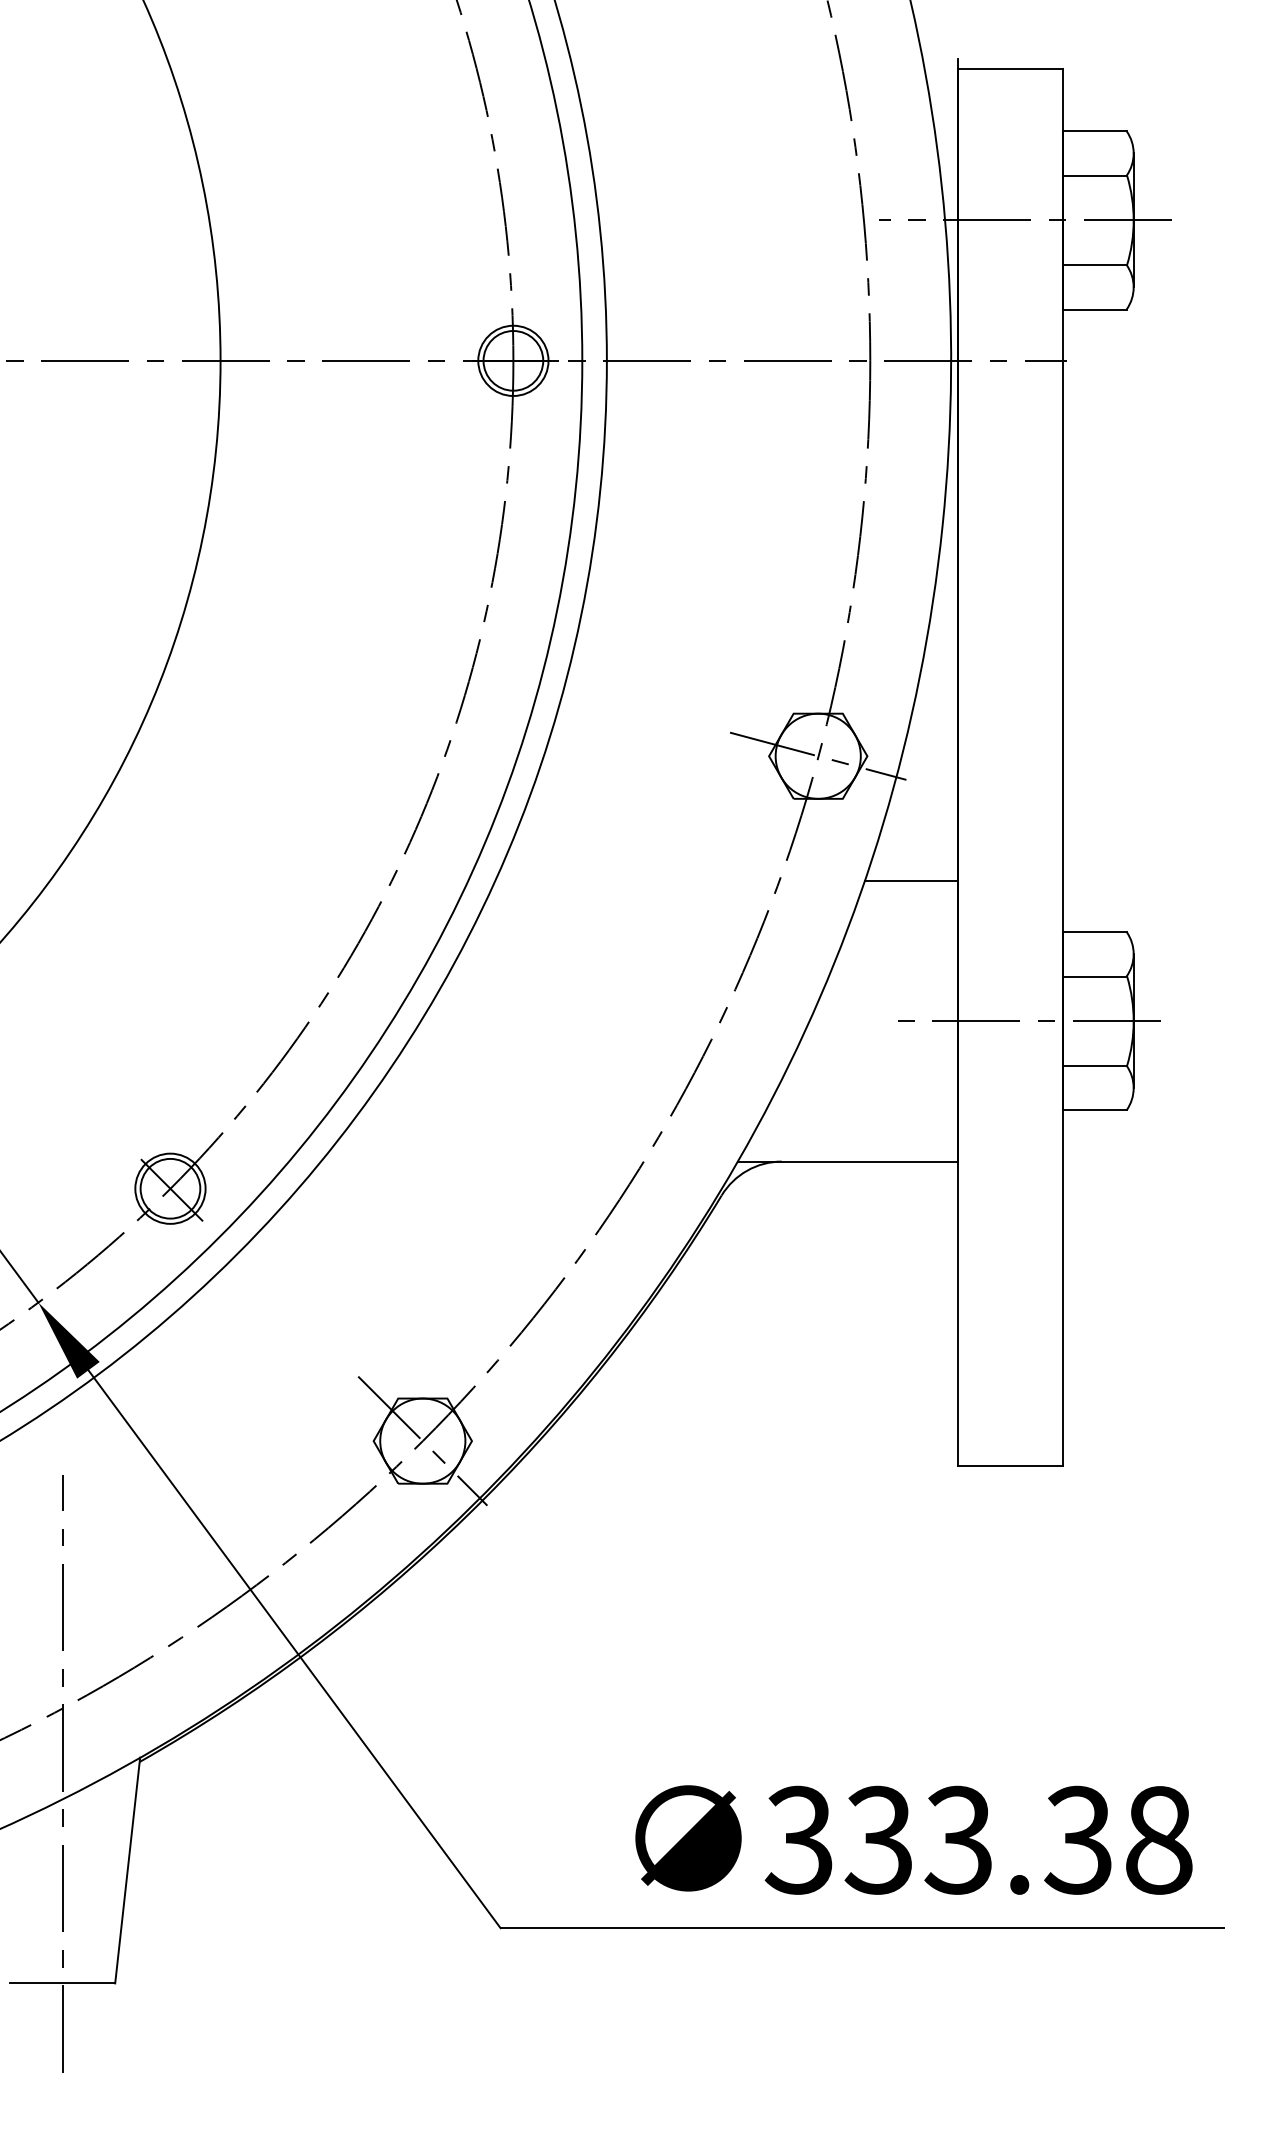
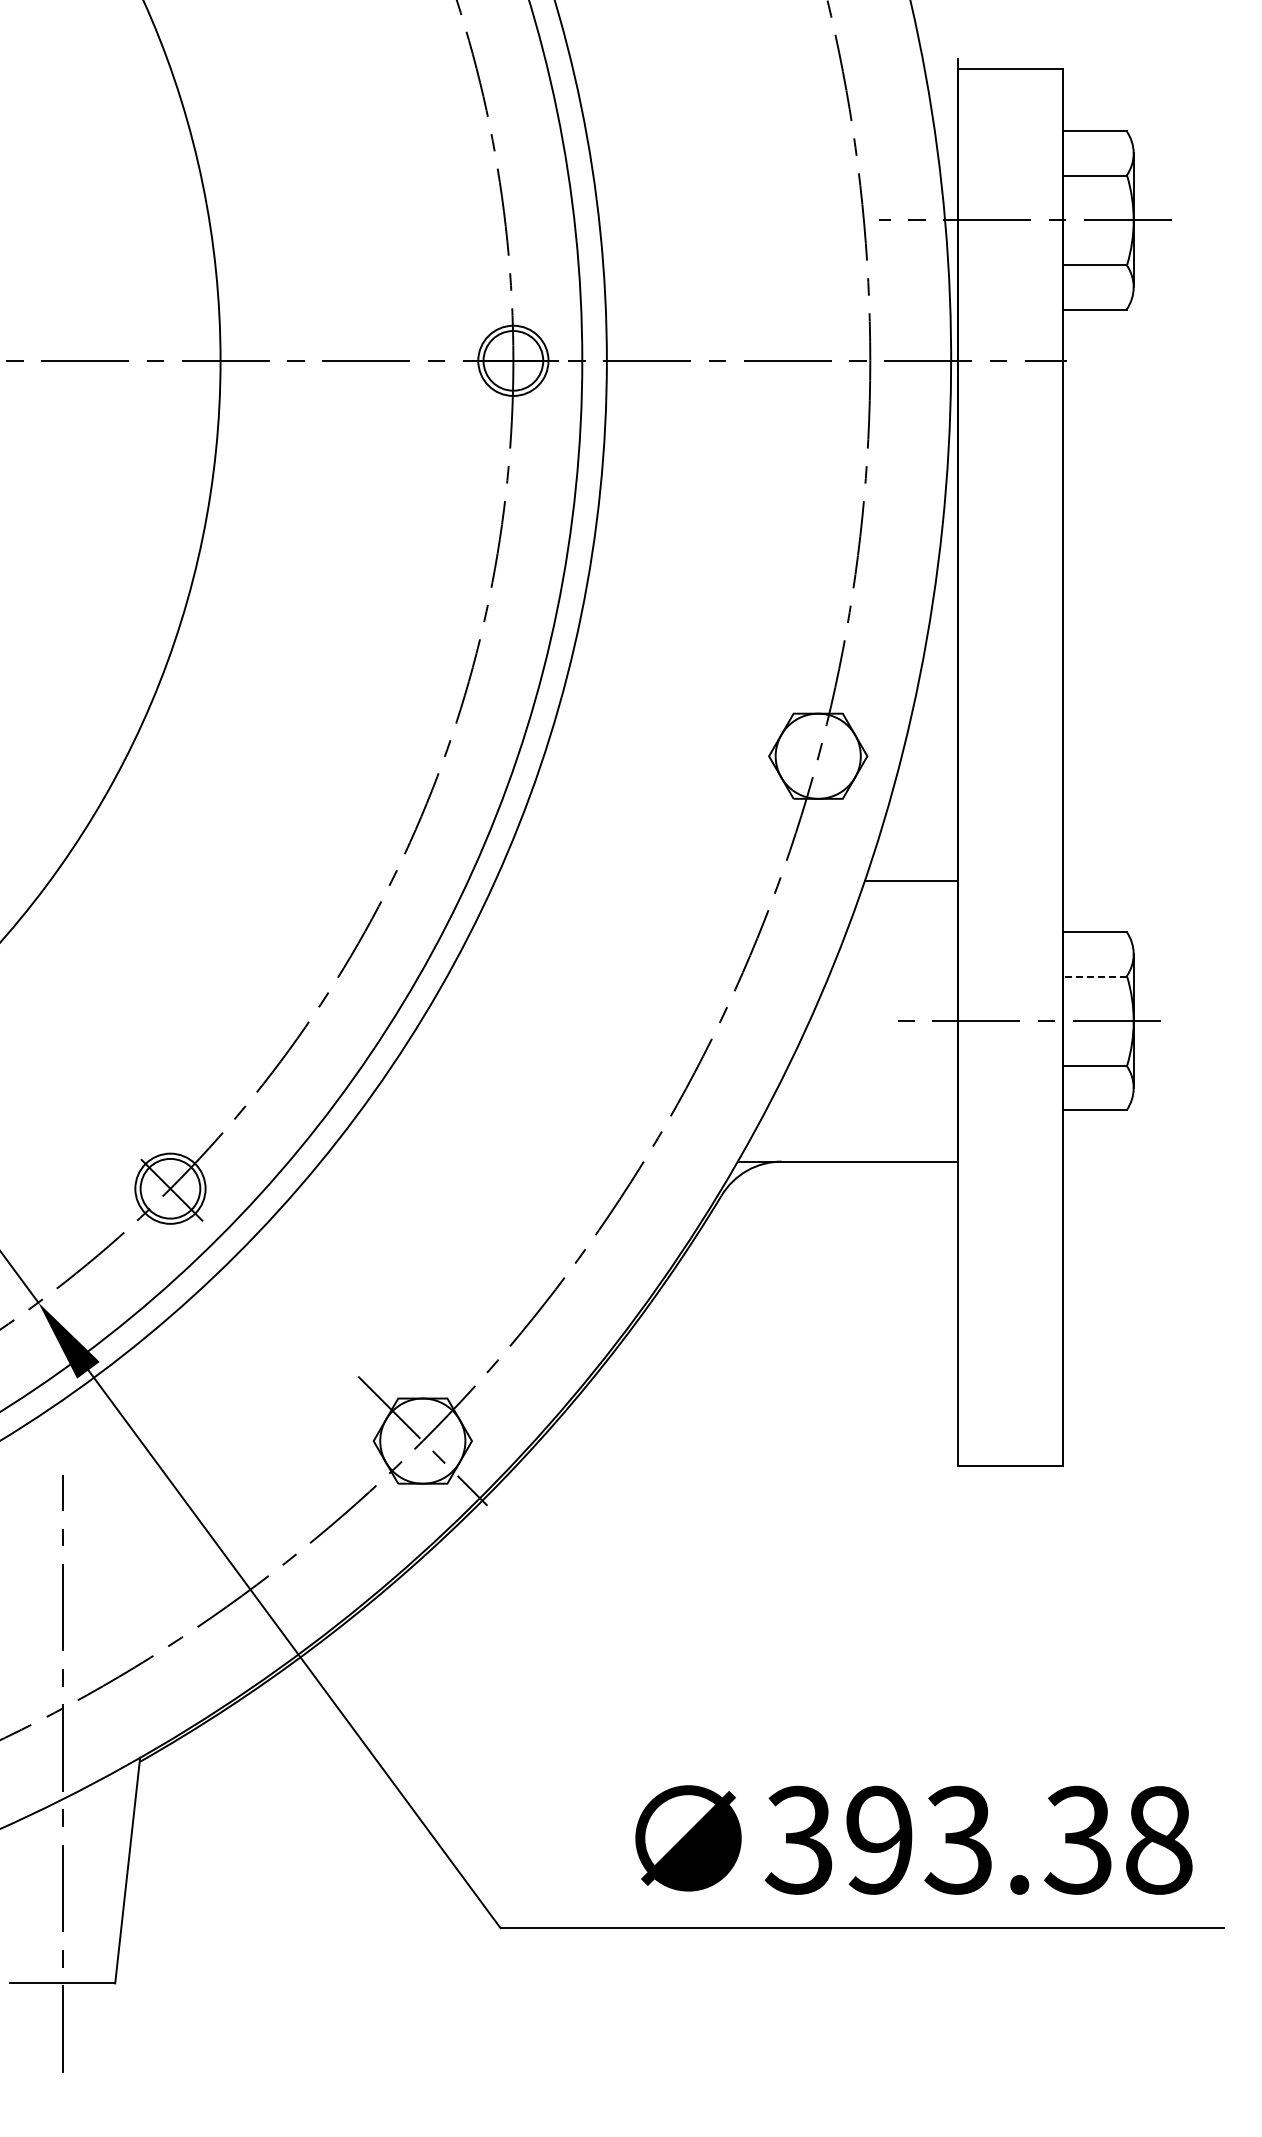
line: present -> none (818, 755)
line: solid -> dashed (1095, 976)
text: 333.38 -> 393.38 (878, 1839)
